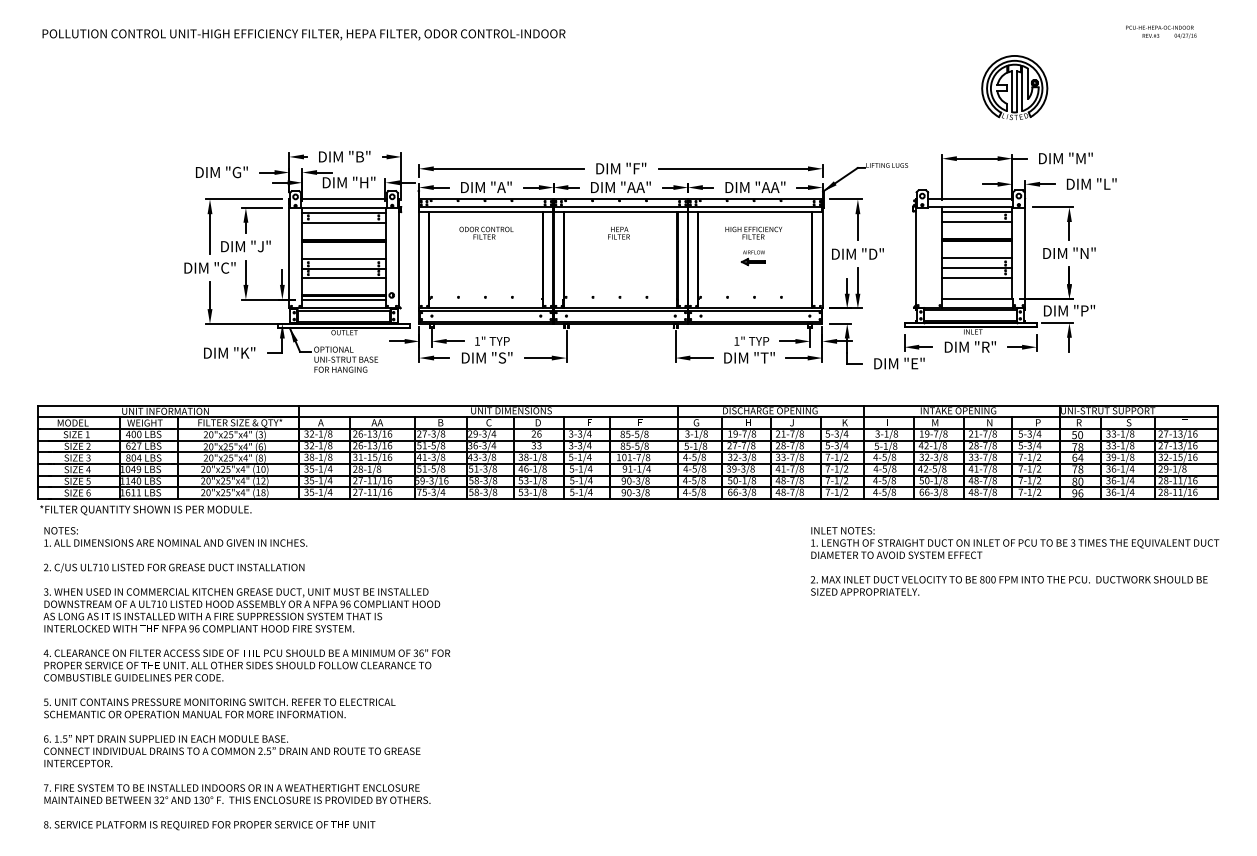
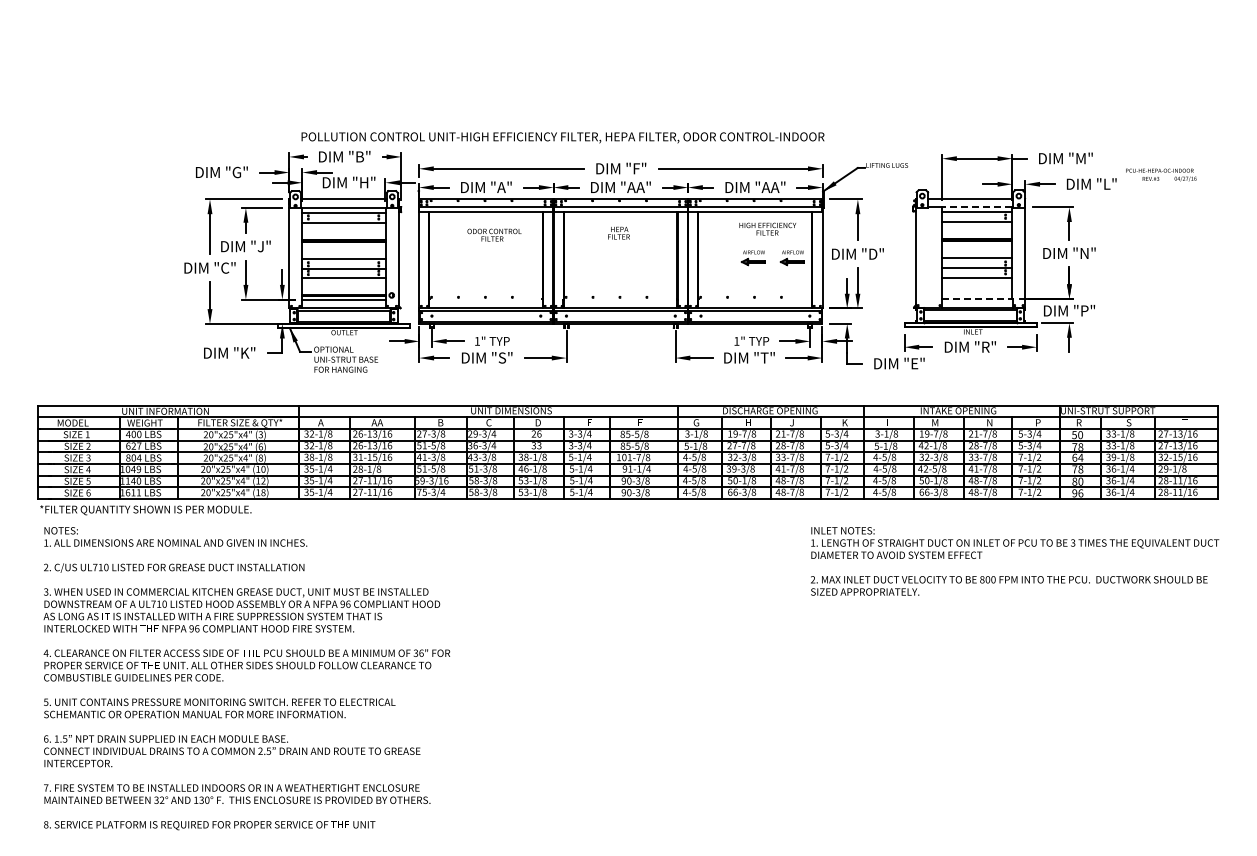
text position: (1161, 31) -> (1161, 174) (1161, 174)
text position: (303, 34) -> (562, 137) (562, 137)
part: present -> none (1014, 87)
line: solid -> dashed (976, 207)
text position: (486, 232) -> (494, 234) (494, 234)
text position: (753, 232) -> (767, 228) (767, 228)
part: none -> present (791, 258)
line: solid -> dashed (977, 298)
